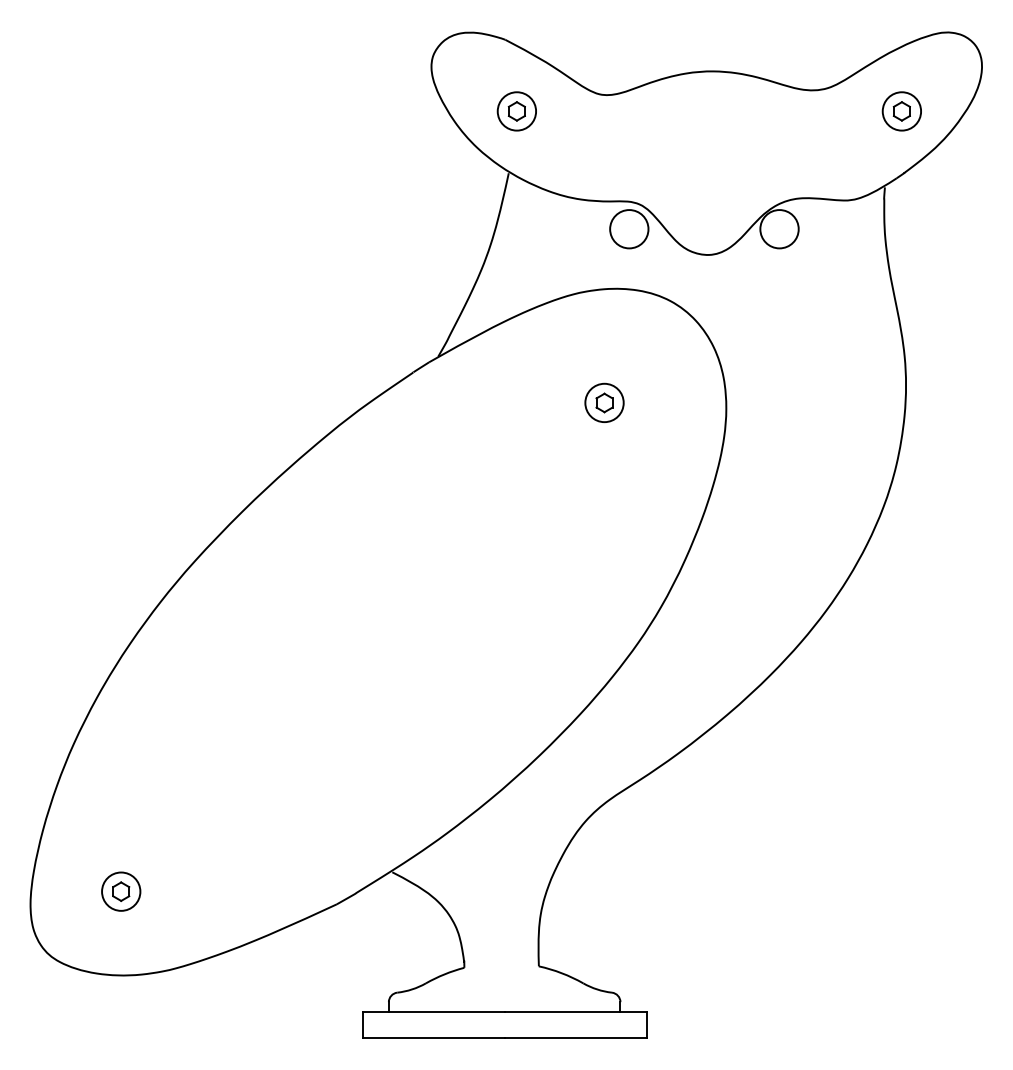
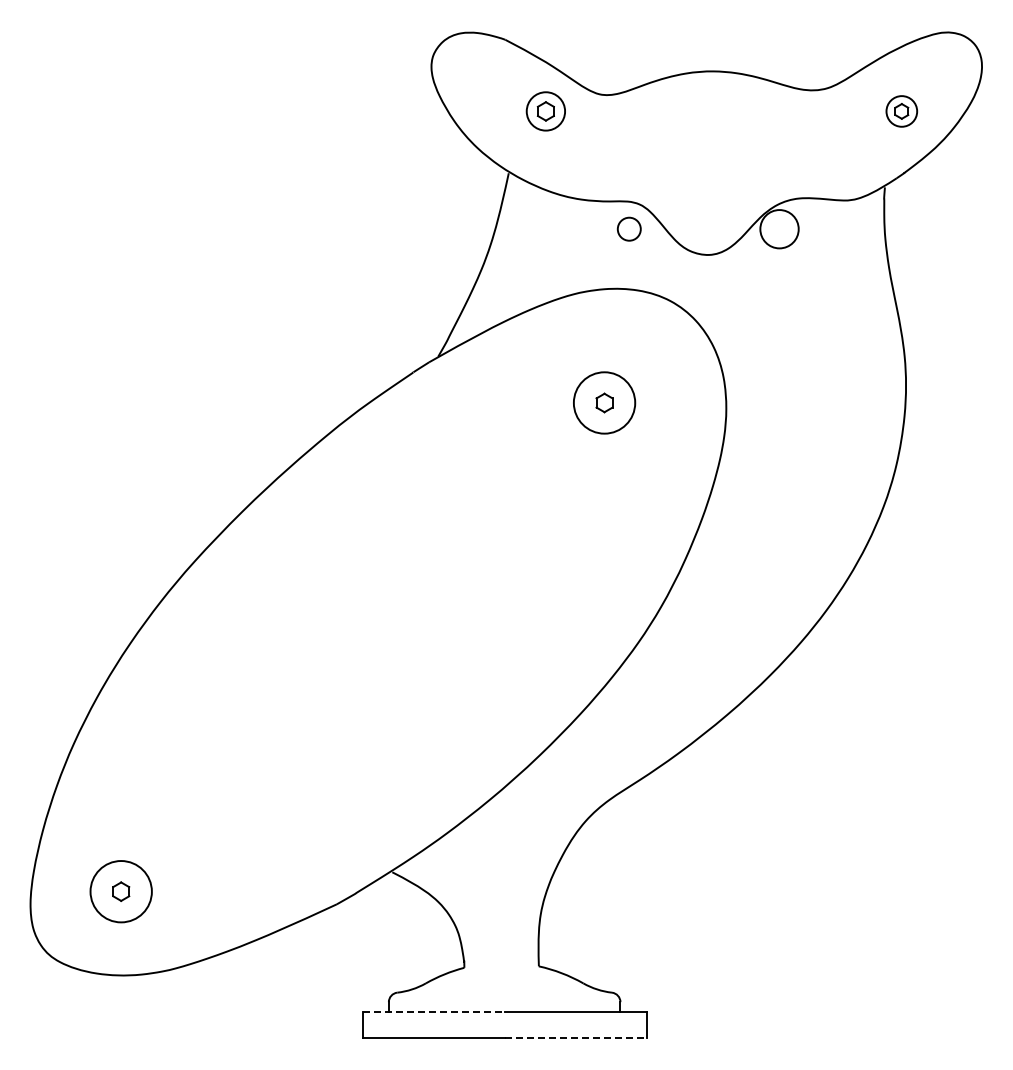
part position: (516, 111) -> (545, 111) (545, 111)
part size: 41x41 px -> 34x33 px (901, 111)
circle diameter: 38 px -> 23 px (628, 228)
circle diameter: 38 px -> 61 px (604, 402)
circle diameter: 38 px -> 61 px (120, 891)
line: solid -> dashed (434, 1012)
line: solid -> dashed (576, 1037)
